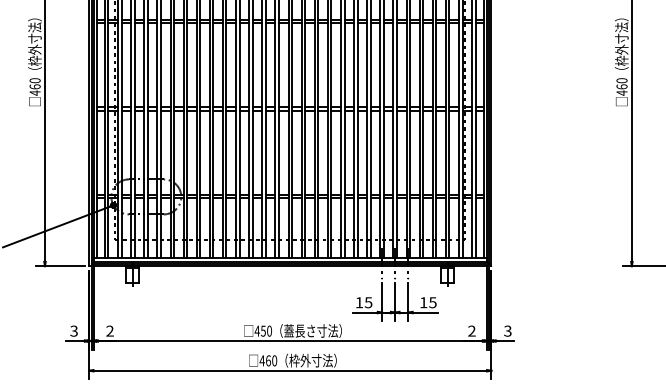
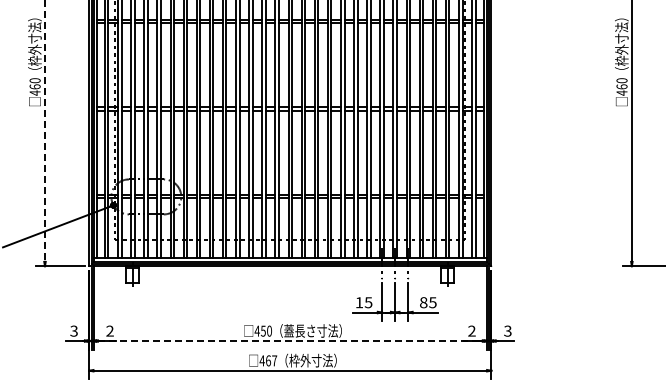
line: solid -> dashed (45, 131)
text: 15 -> 85 (423, 302)
line: solid -> dashed (290, 341)
text: 460 -> 467 (274, 360)
